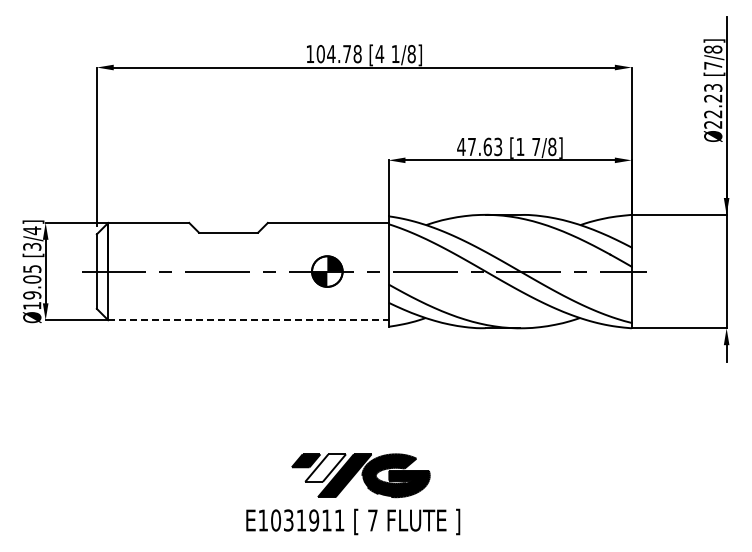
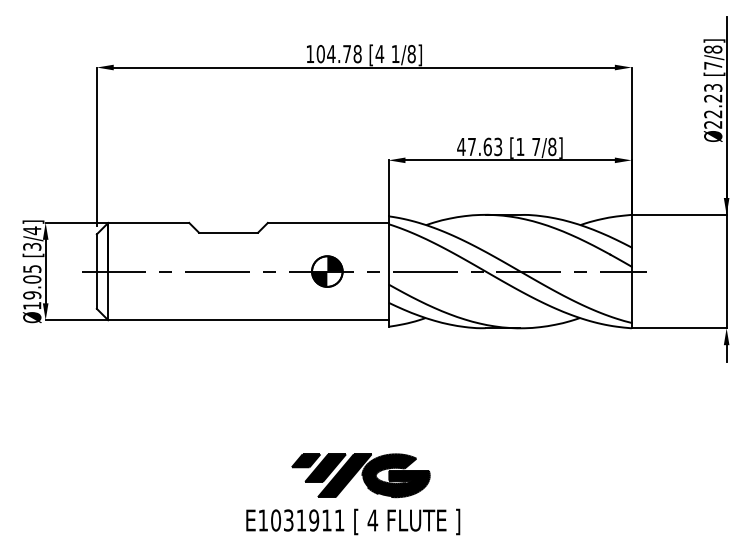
line: dashed -> solid (248, 320)
fill: none -> present (325, 467)
text: 7 -> 4 (372, 520)
